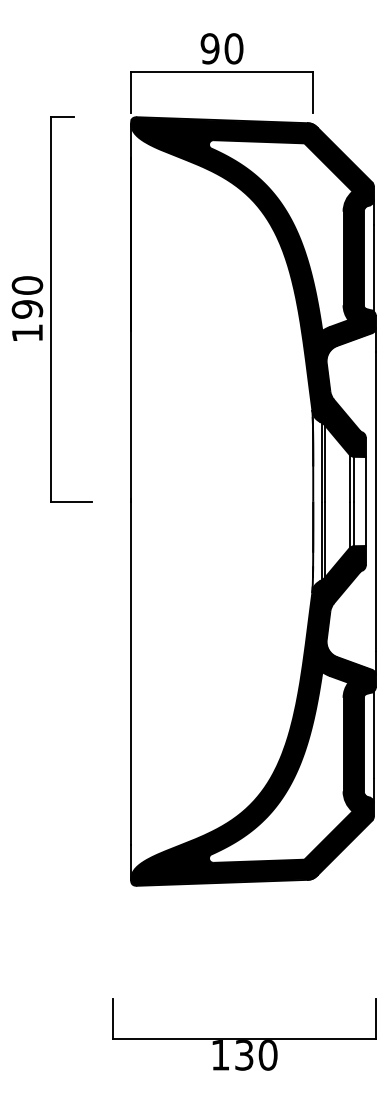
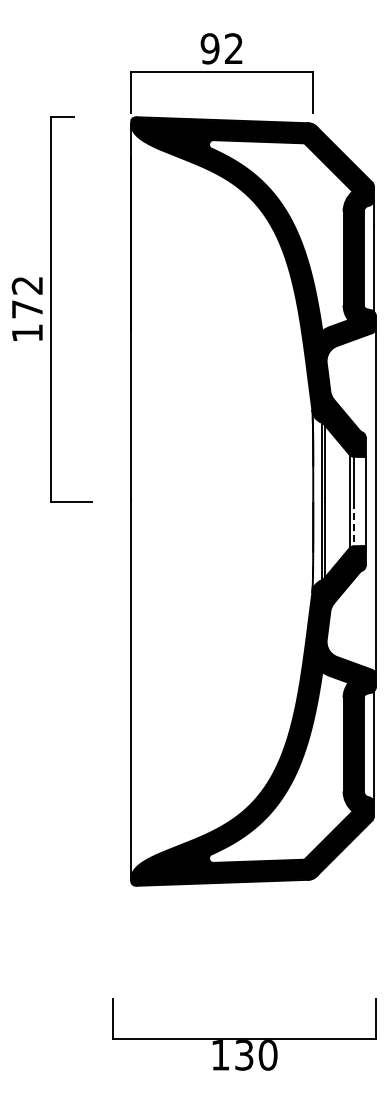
text: 90 -> 92 (233, 48)
text: 190 -> 172 (27, 297)
line: solid -> dashed (354, 524)
